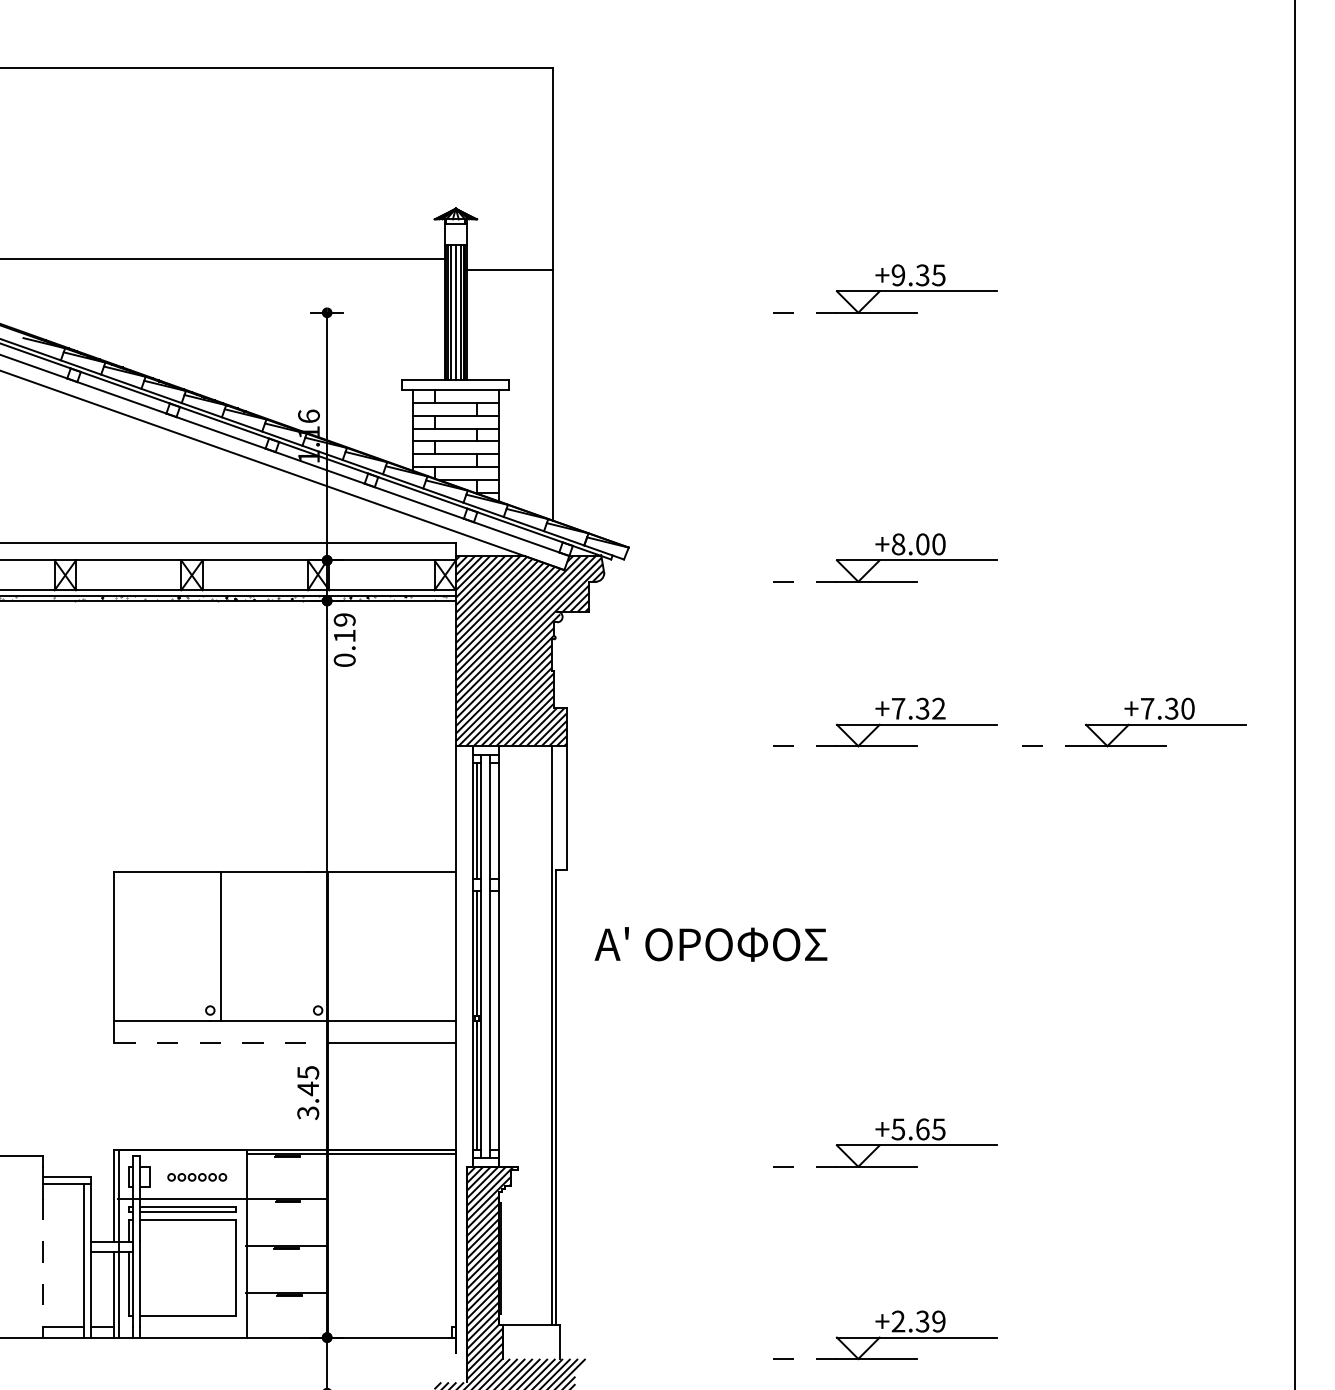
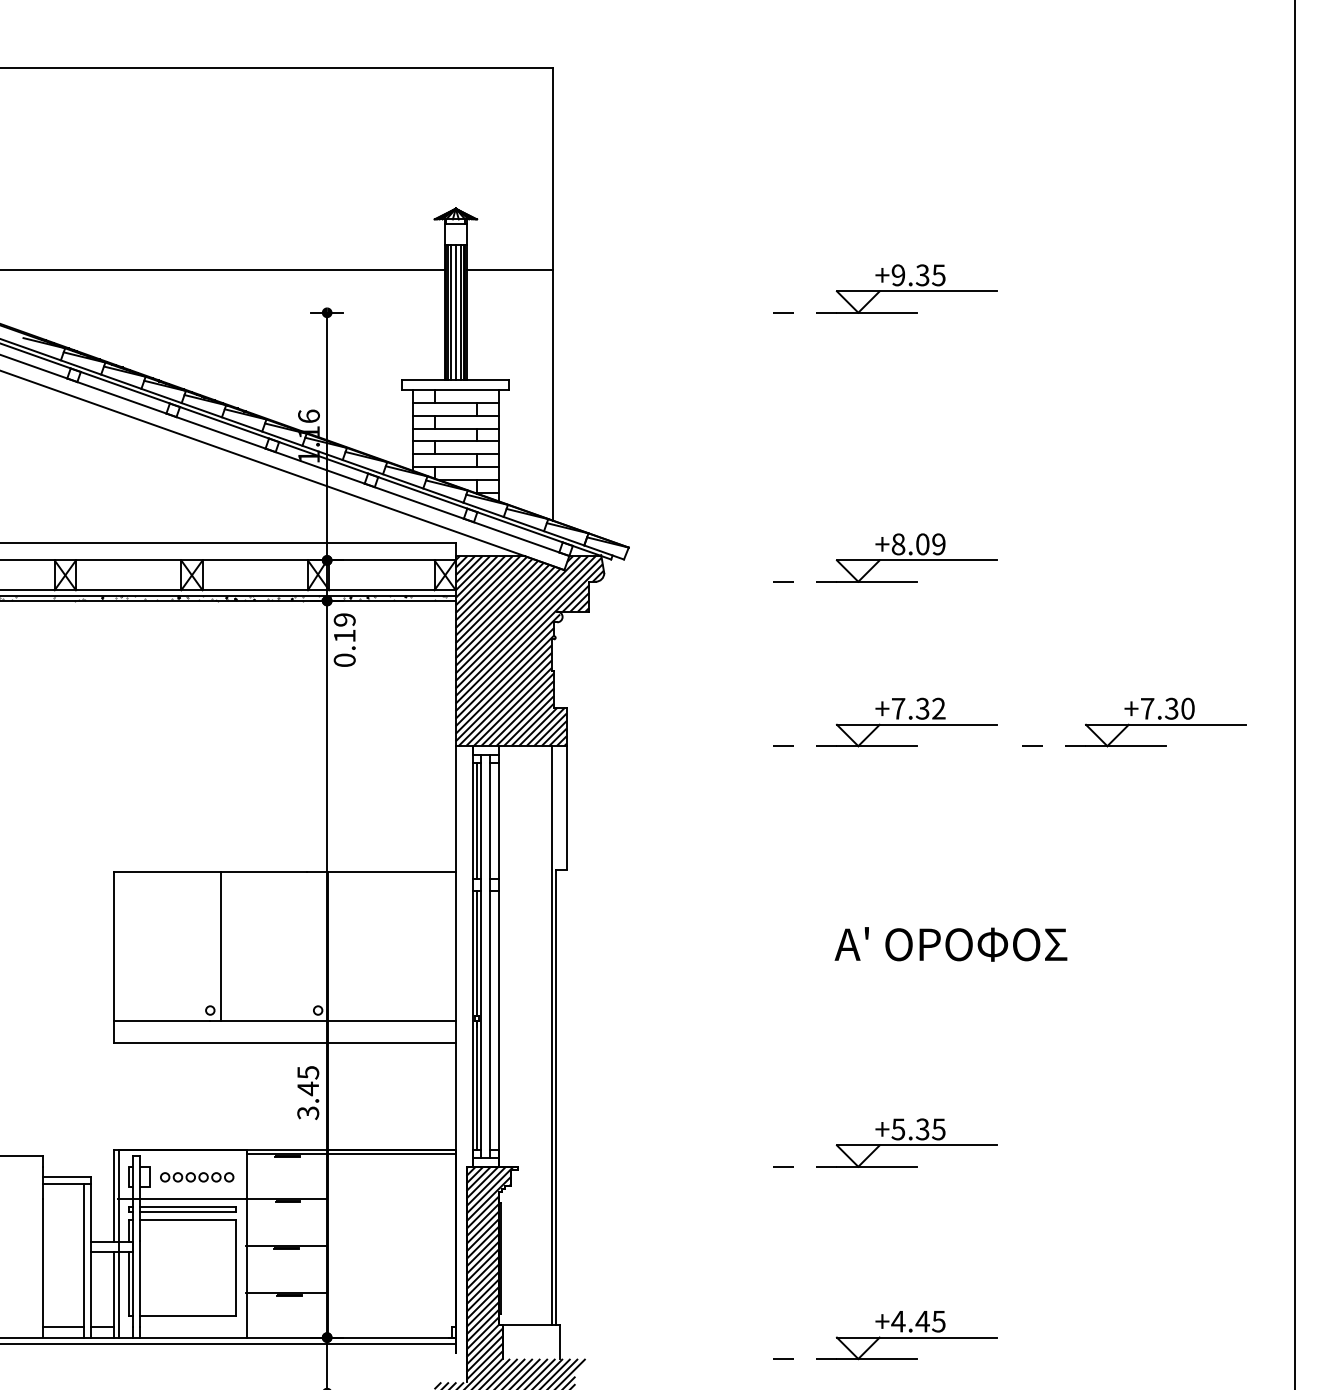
line position: (223, 259) -> (223, 270) (223, 270)
text: +8.00 -> +8.09 (938, 544)
text position: (710, 944) -> (950, 944) (950, 944)
line: dashed -> solid (220, 1042)
text: +5.65 -> +5.35 (922, 1129)
part size: 61x9 px -> 75x11 px (197, 1177)
line: dashed -> solid (42, 1268)
text: +2.39 -> +4.45 (918, 1321)
line: none -> present (228, 1344)
